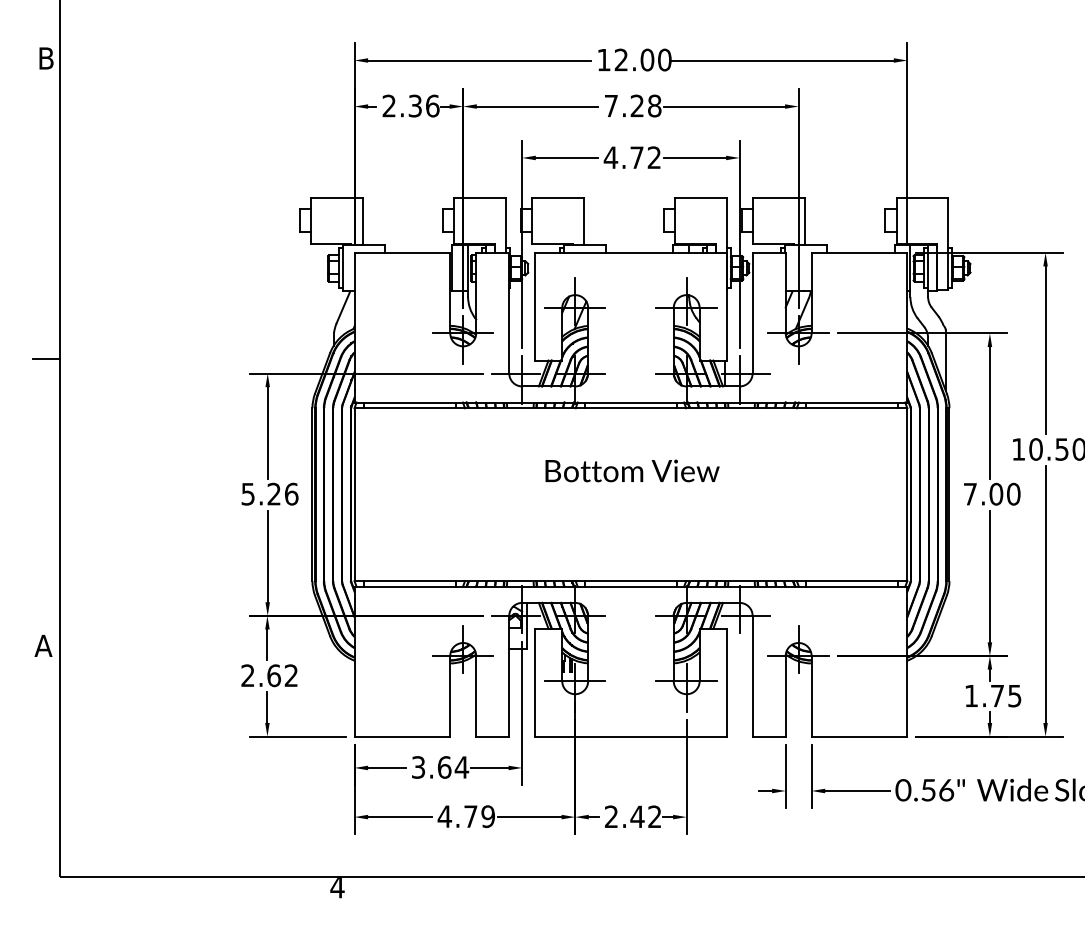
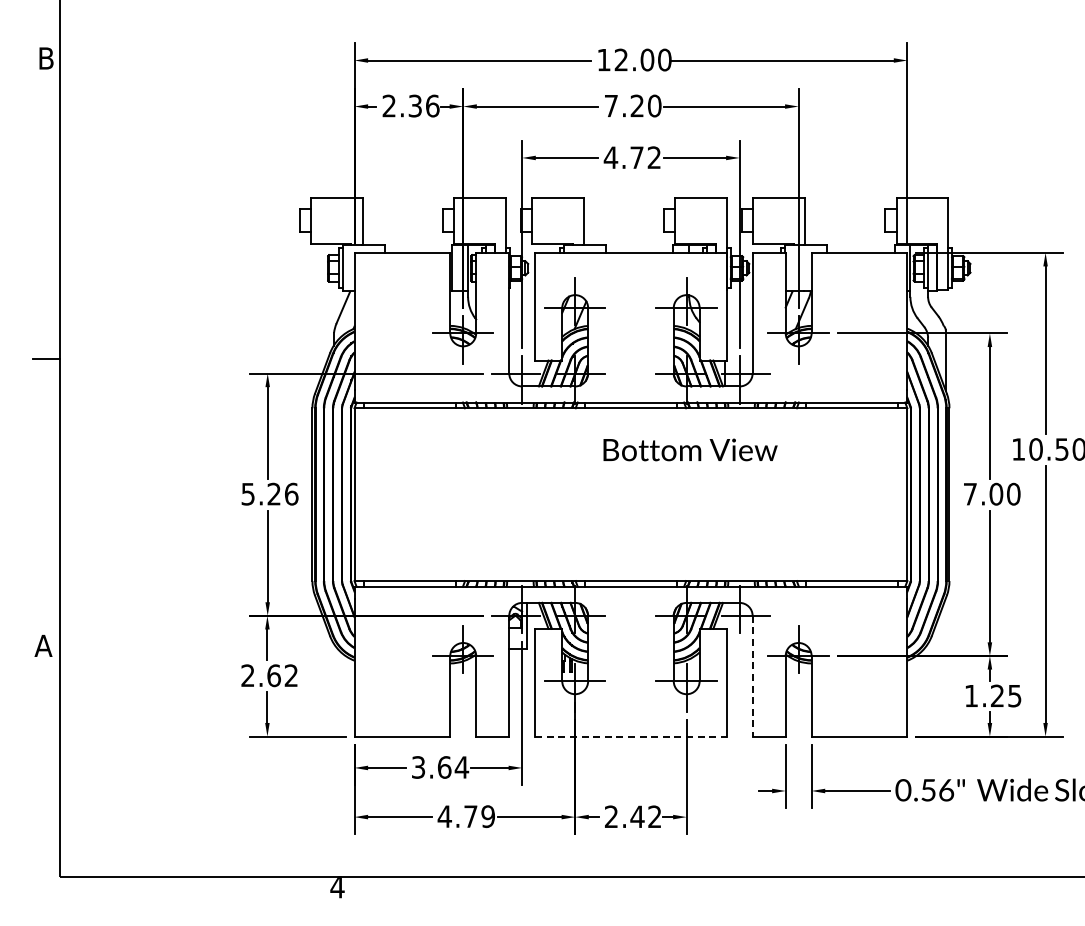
text: 7.28 -> 7.20 (654, 106)
text position: (632, 470) -> (690, 449) (690, 449)
line: solid -> dashed (752, 676)
text: 1.75 -> 1.25 (997, 695)
line: solid -> dashed (630, 736)
